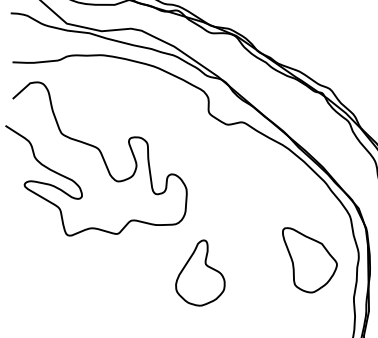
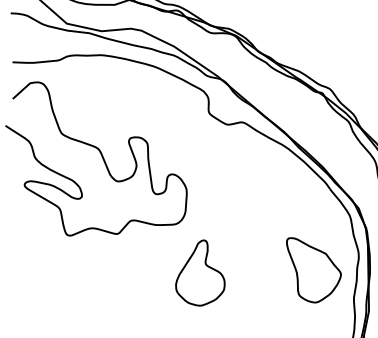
part position: (309, 260) -> (313, 270) (313, 270)
